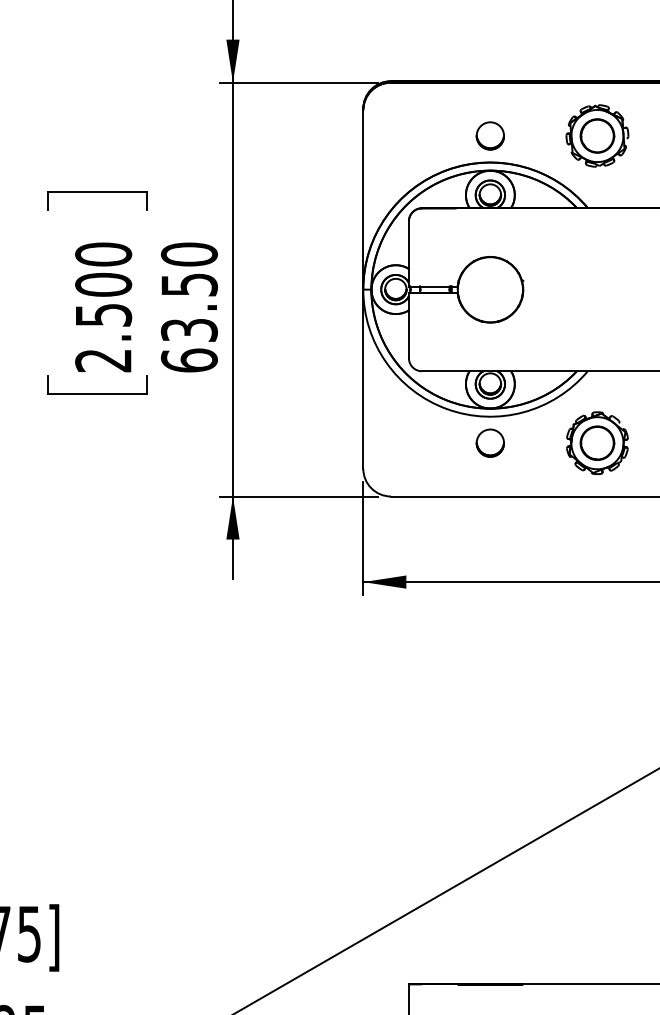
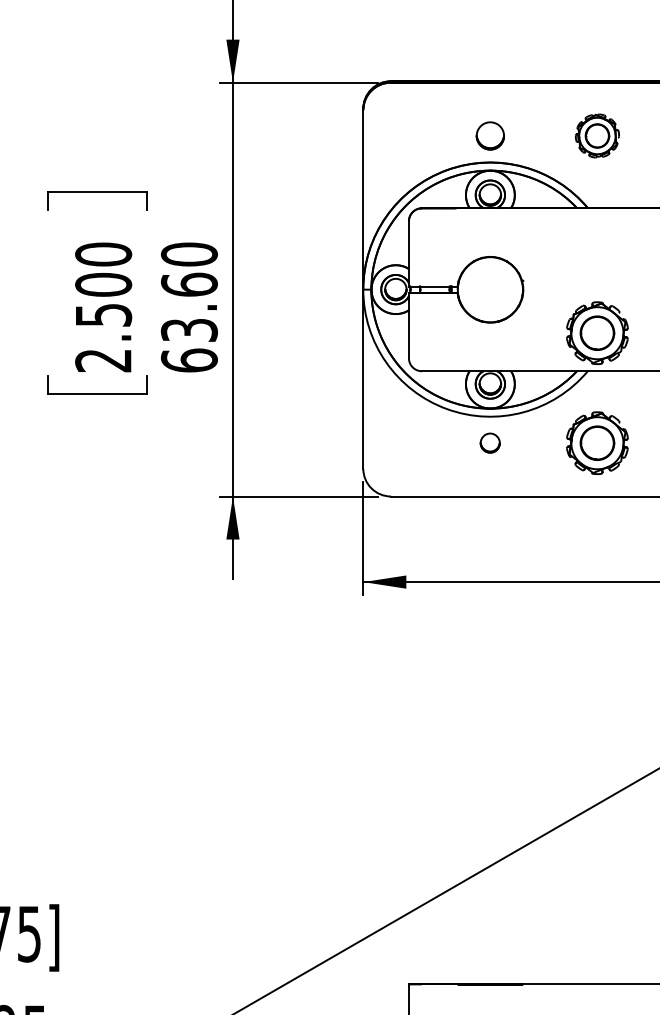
part size: 65x64 px -> 46x46 px (596, 135)
text: 63.50 -> 63.60 (188, 284)
part: none -> present (597, 332)
circle size: 30x30 px -> 22x22 px (489, 442)
